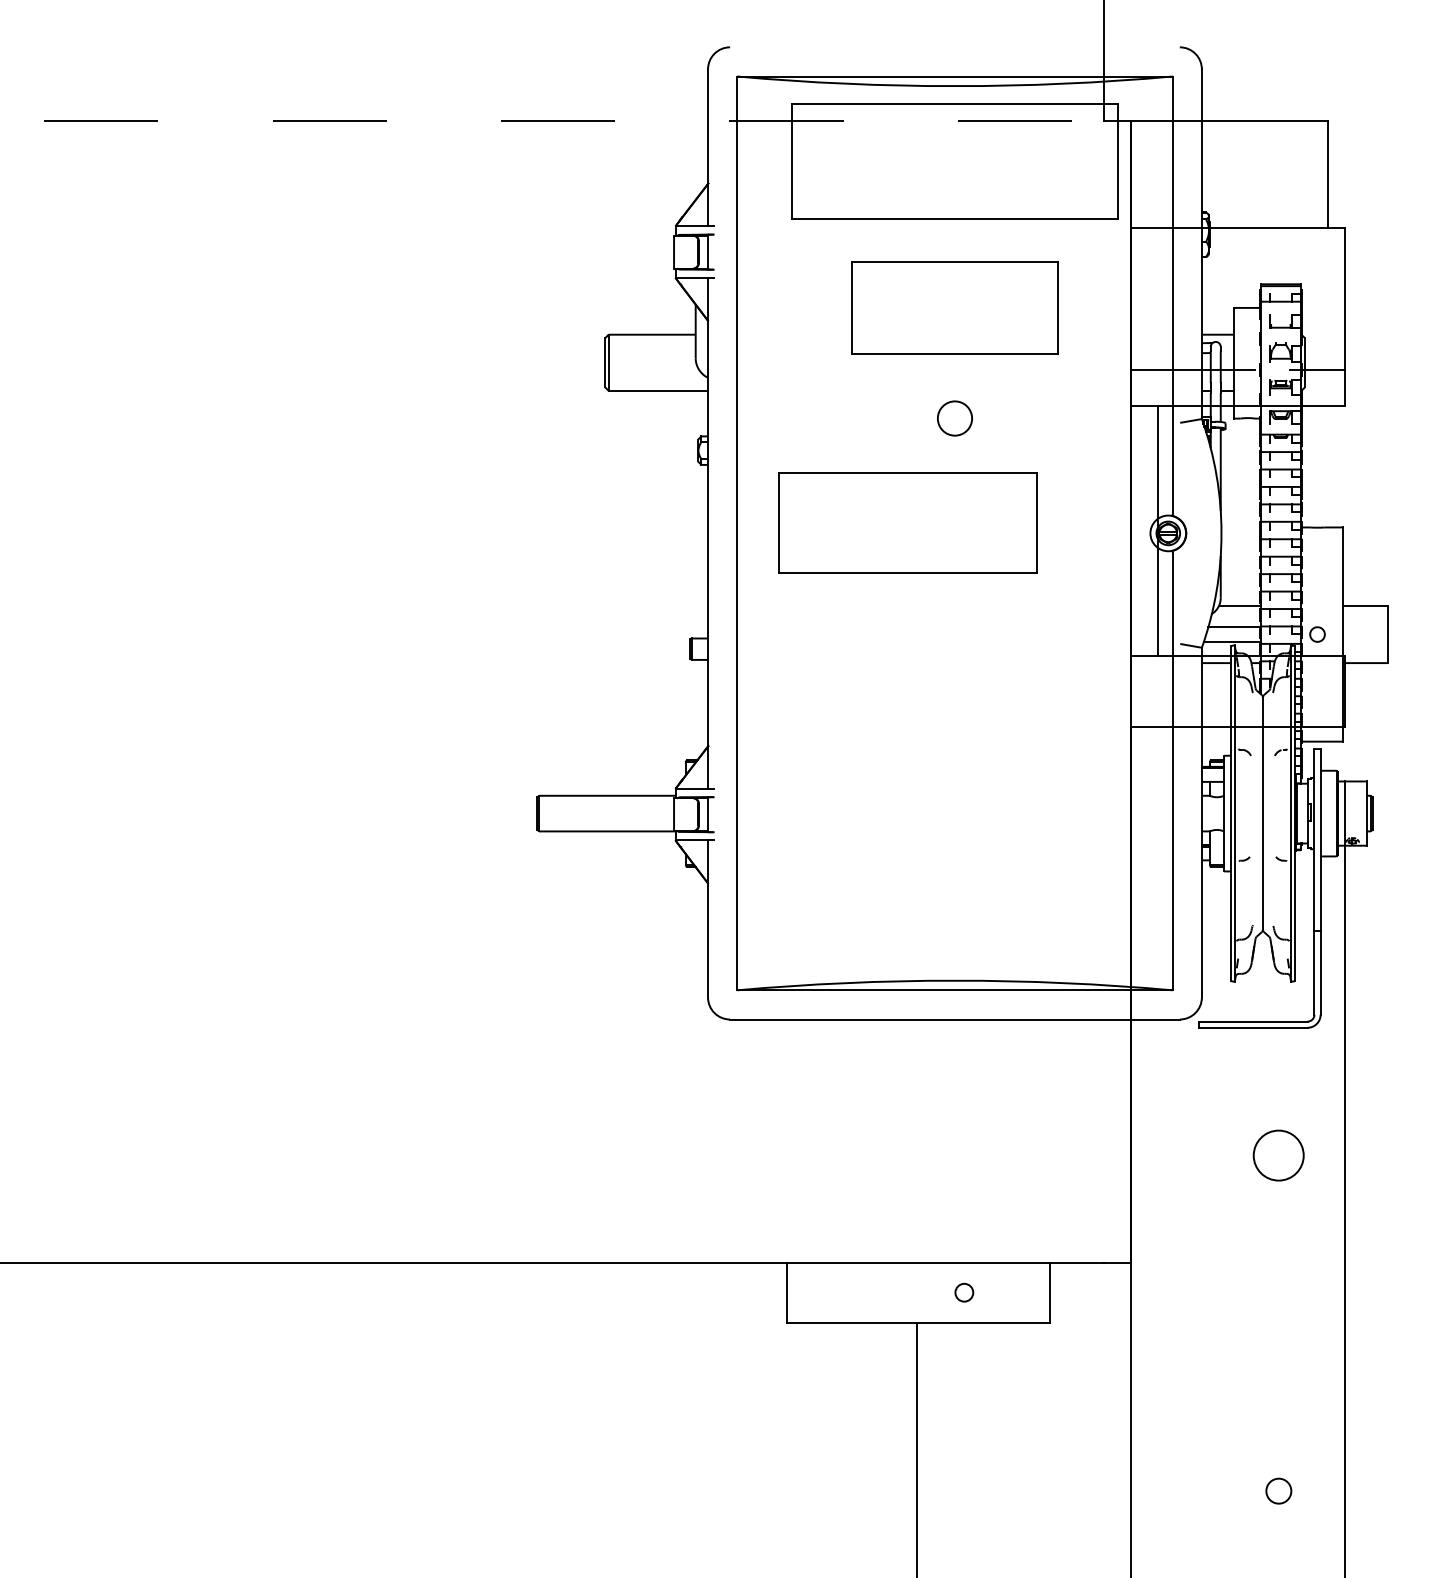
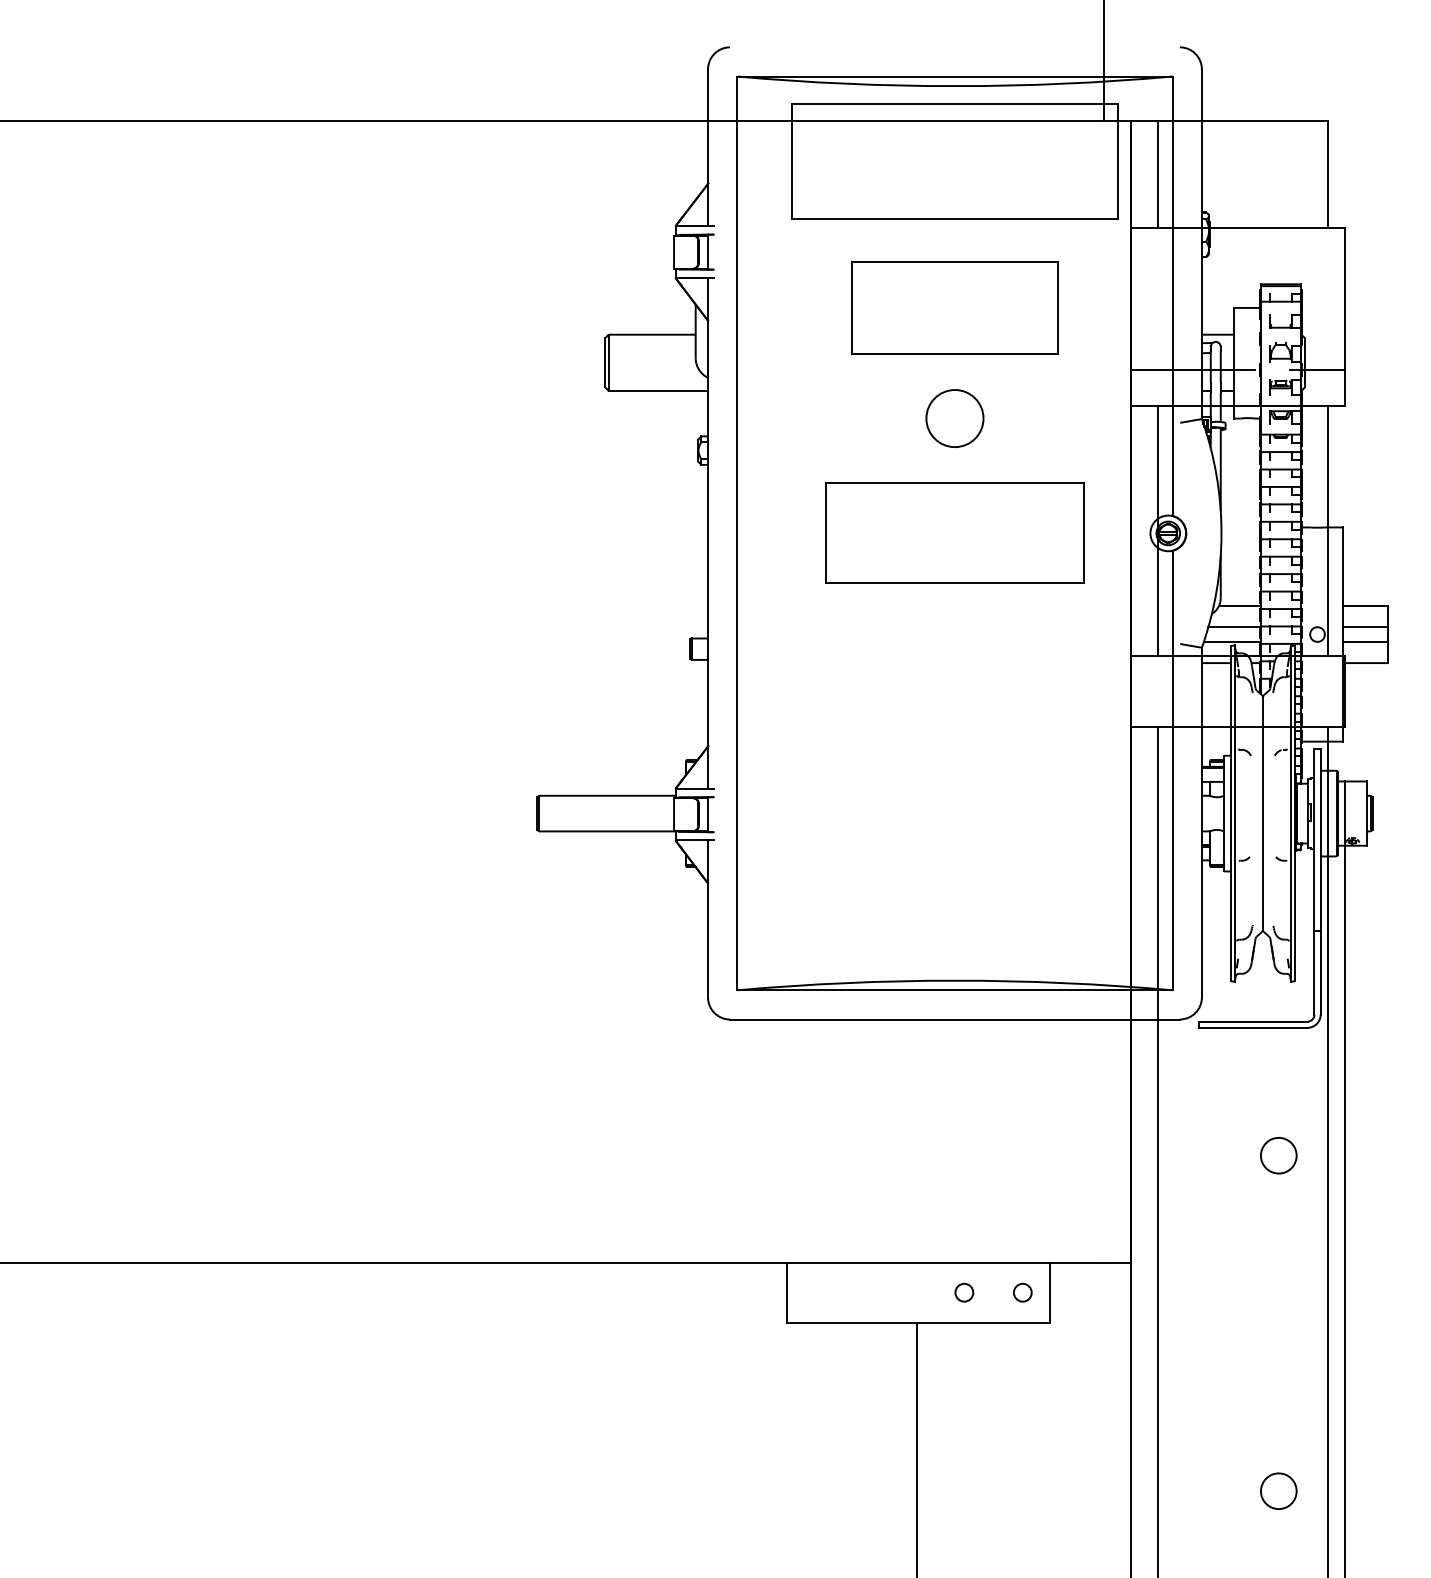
line: dashed -> solid (552, 120)
line: none -> present (1157, 173)
circle size: 36x37 px -> 60x59 px (954, 418)
part position: (907, 522) -> (954, 532) (954, 532)
line: none -> present (1327, 530)
line: none -> present (1365, 627)
line: none -> present (1365, 641)
line: none -> present (1157, 1150)
line: none -> present (1327, 1150)
circle size: 53x53 px -> 38x38 px (1278, 1155)
circle: none -> present (1022, 1292)
circle size: 28x28 px -> 38x38 px (1278, 1490)
